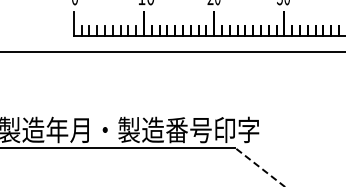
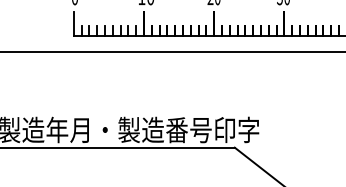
line: dashed -> solid (259, 167)
